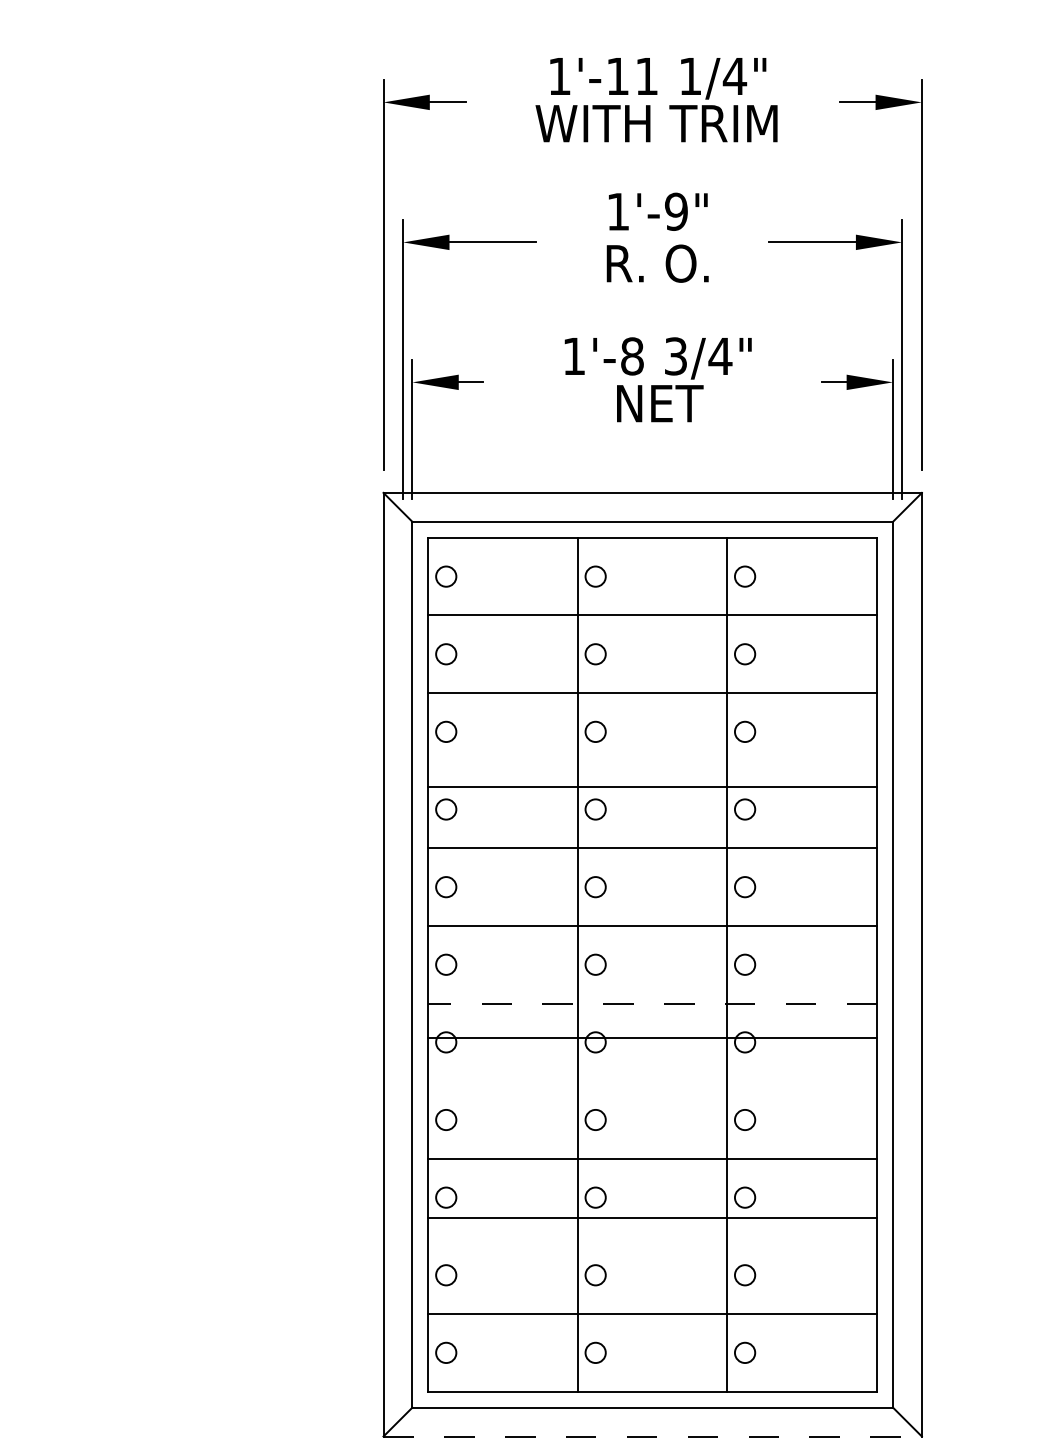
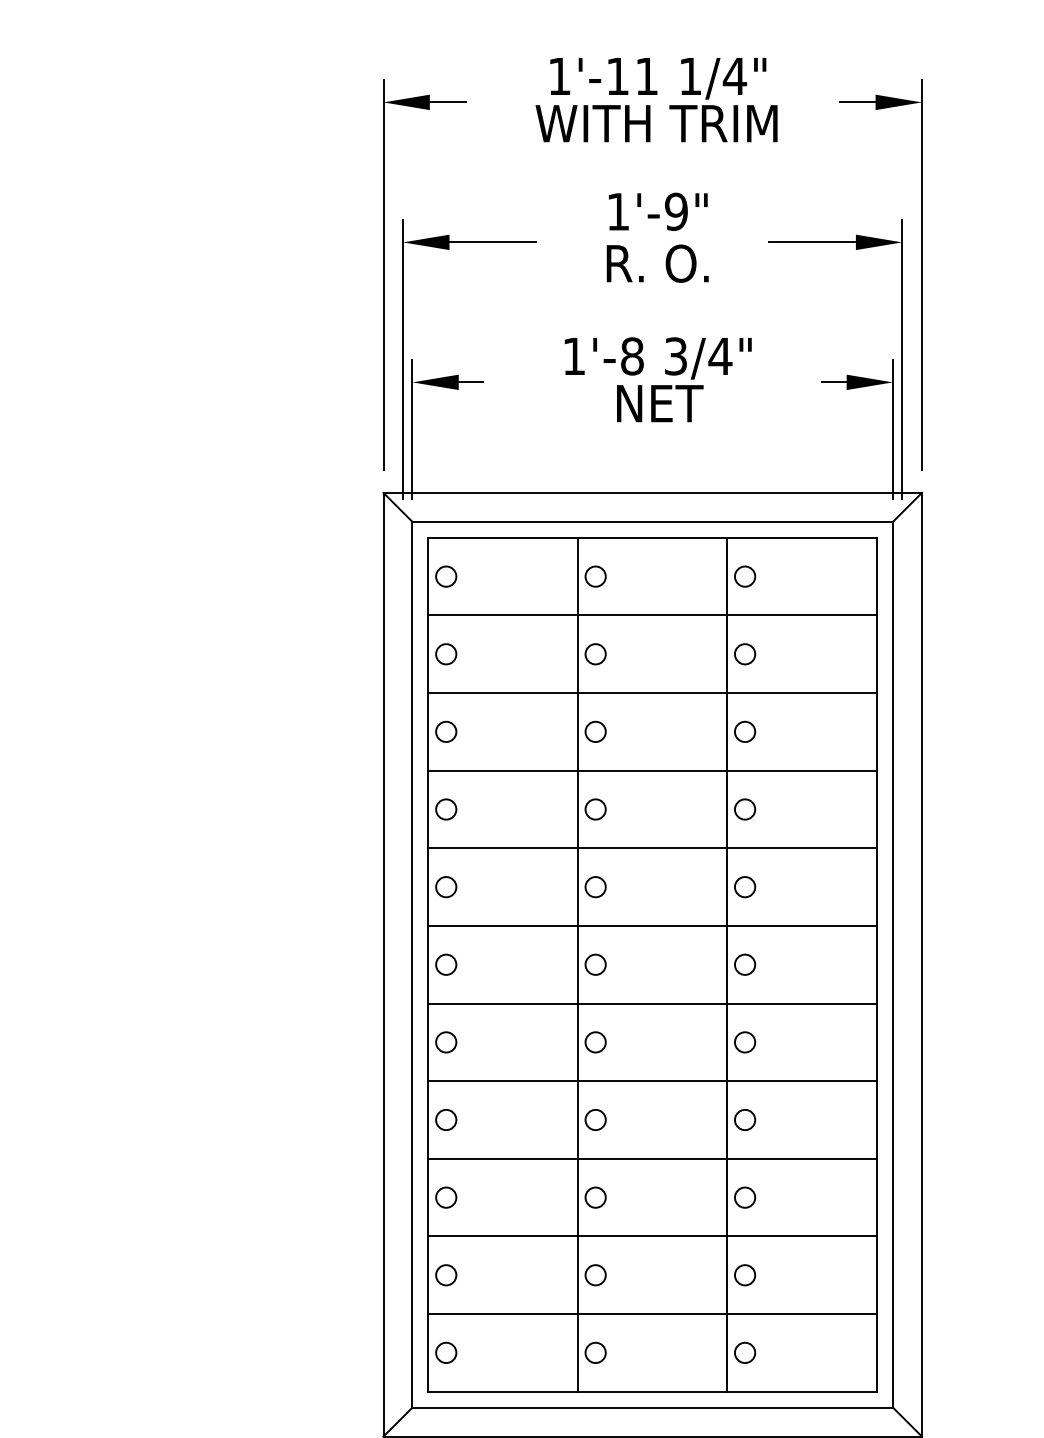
line position: (652, 786) -> (652, 770) (652, 770)
line: dashed -> solid (652, 1003)
line position: (652, 1038) -> (652, 1081) (652, 1081)
line position: (652, 1218) -> (652, 1236) (652, 1236)
line: dashed -> solid (653, 1436)
